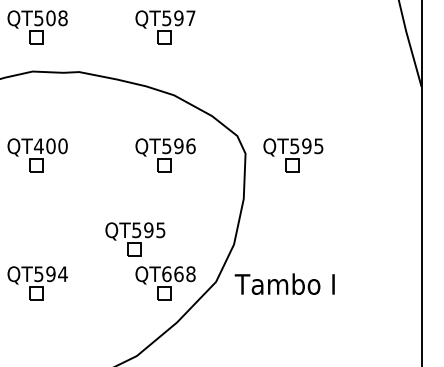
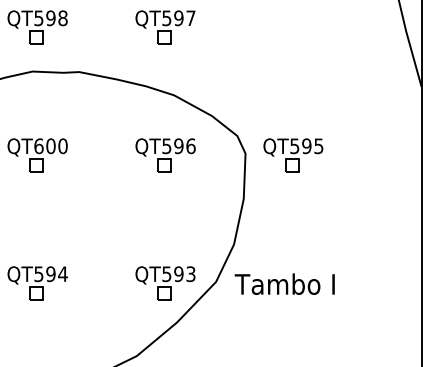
text: QT508 -> QT598 (50, 18)
text: QT400 -> QT600 (38, 146)
part: present -> none (135, 239)
text: QT668 -> QT593 (178, 274)
